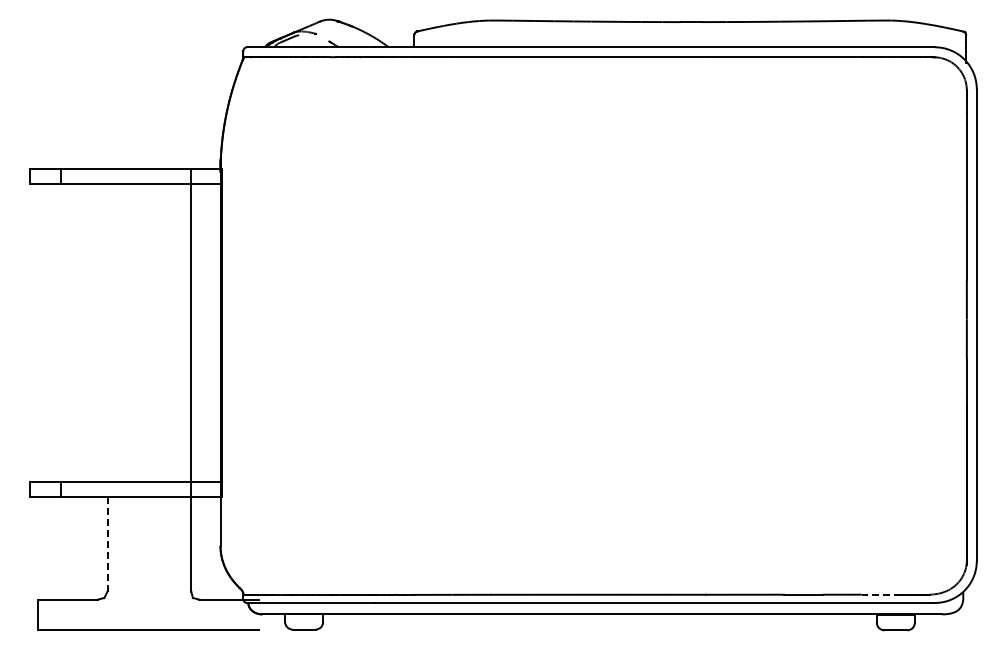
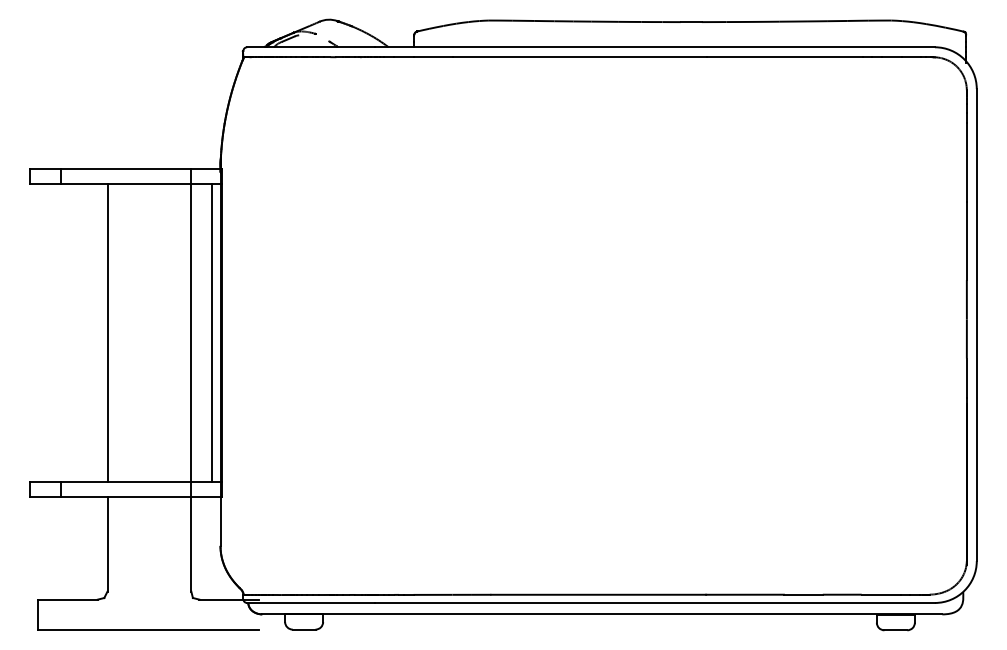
line: none -> present (107, 332)
line: none -> present (212, 332)
line: dashed -> solid (107, 544)
line: dashed -> solid (880, 594)
